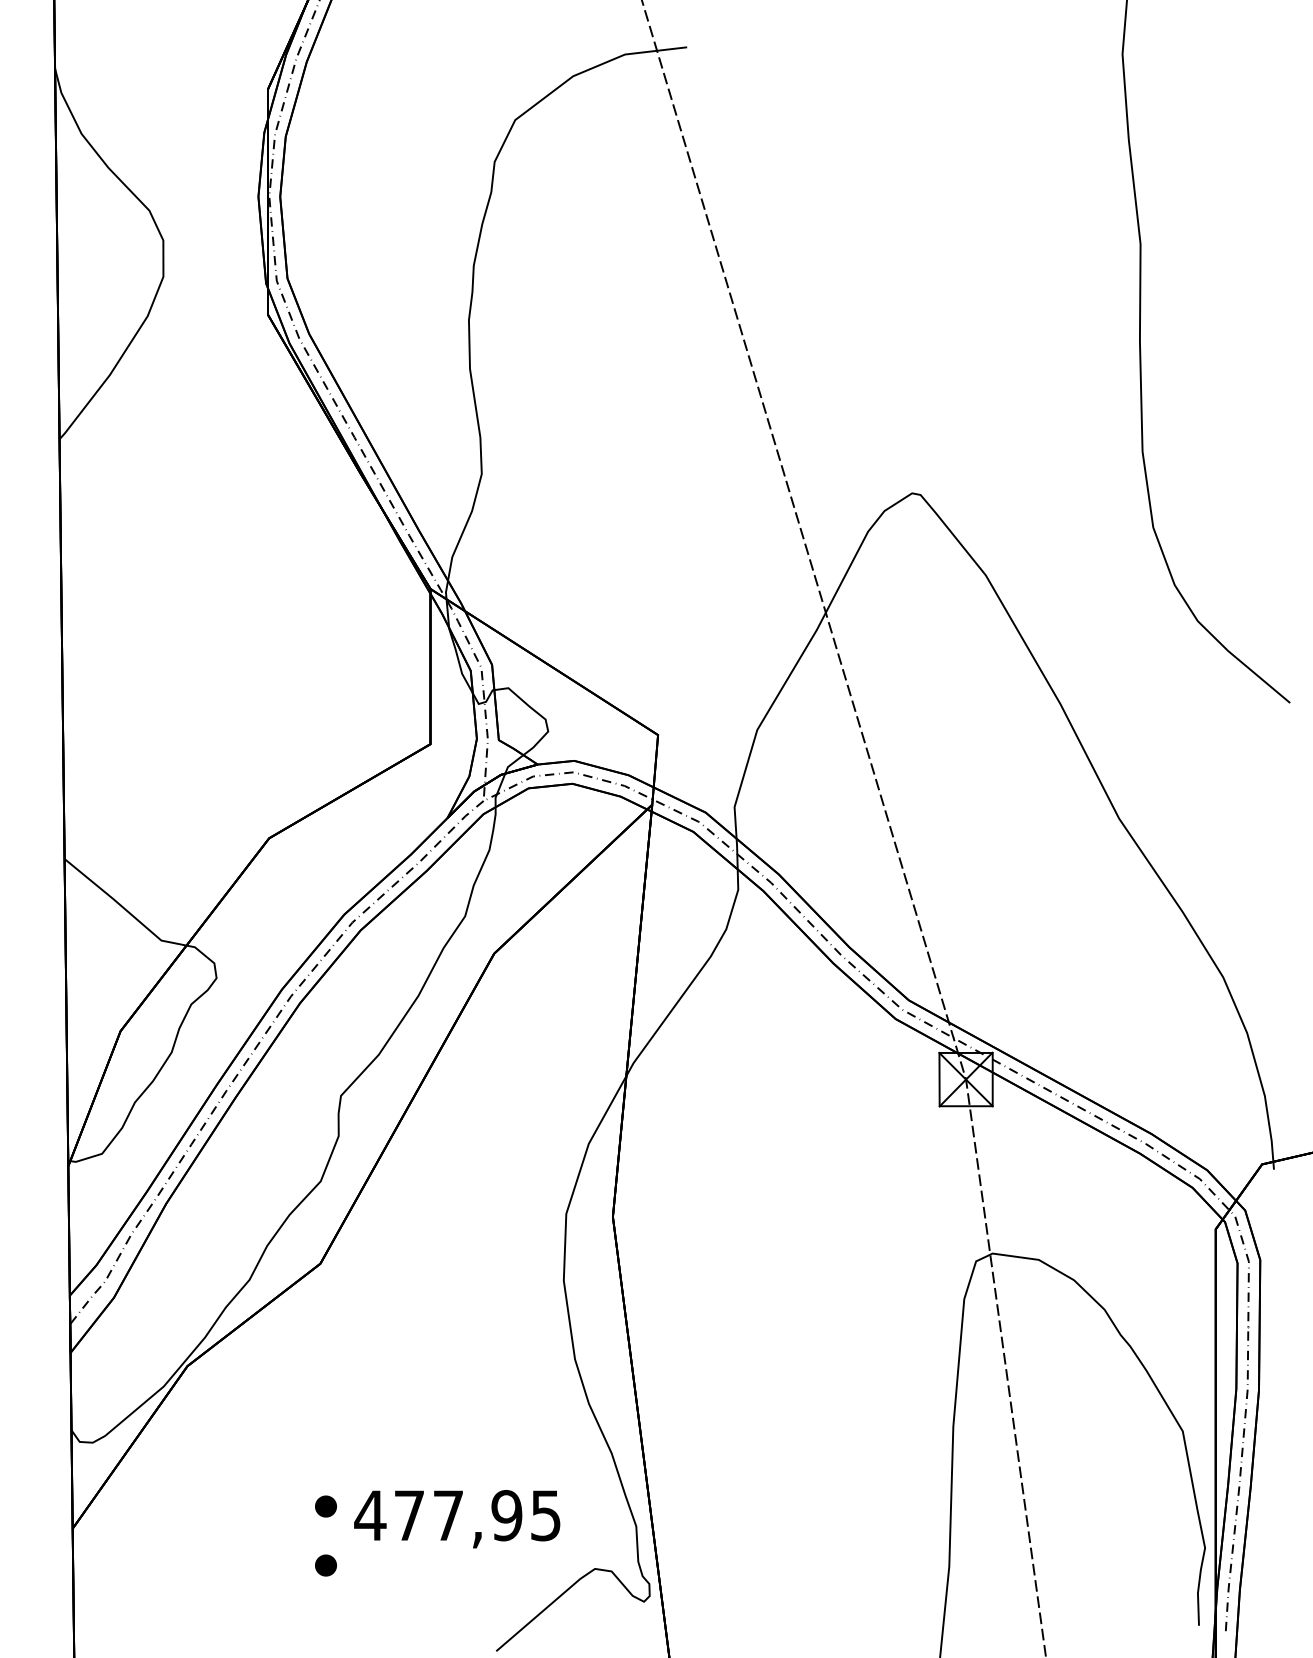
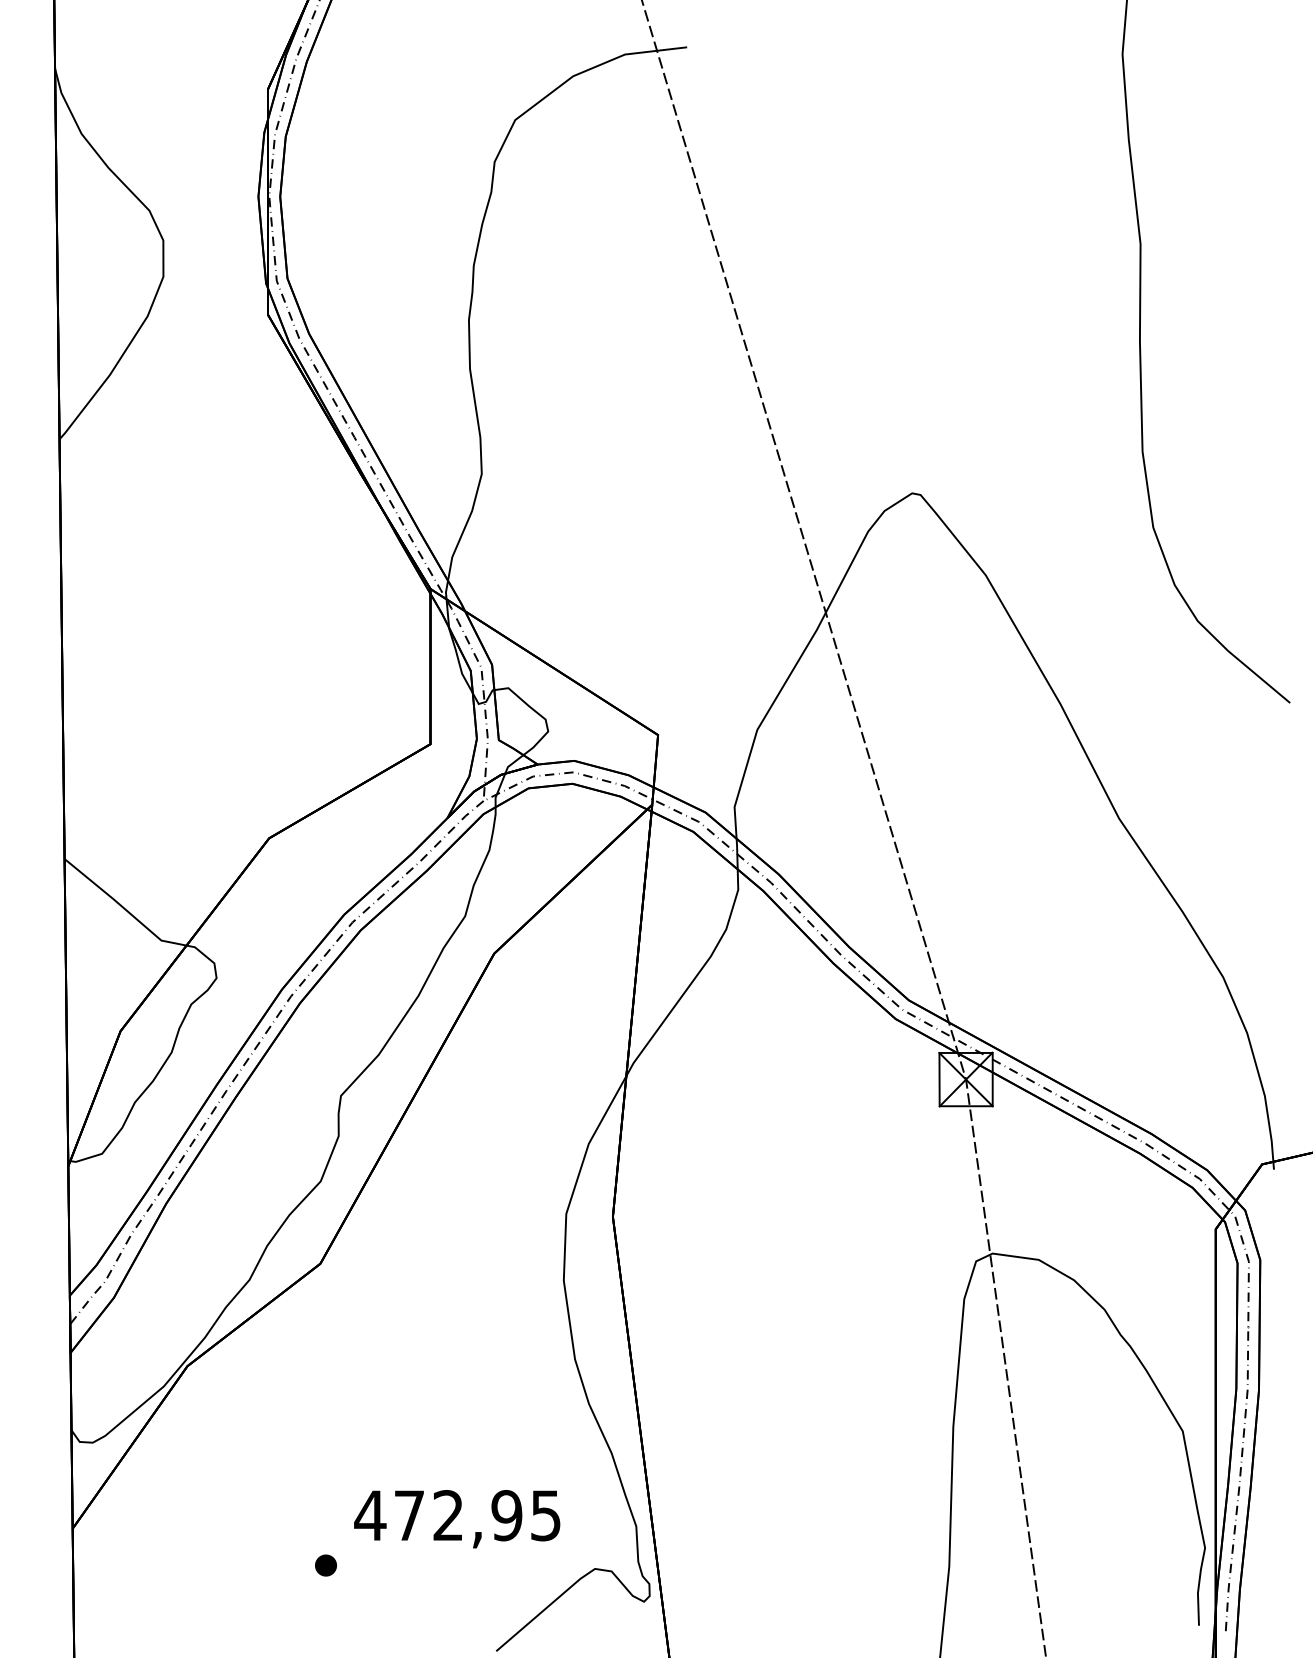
part: present -> none (325, 1506)
text: 477,95 -> 472,95 (447, 1515)
